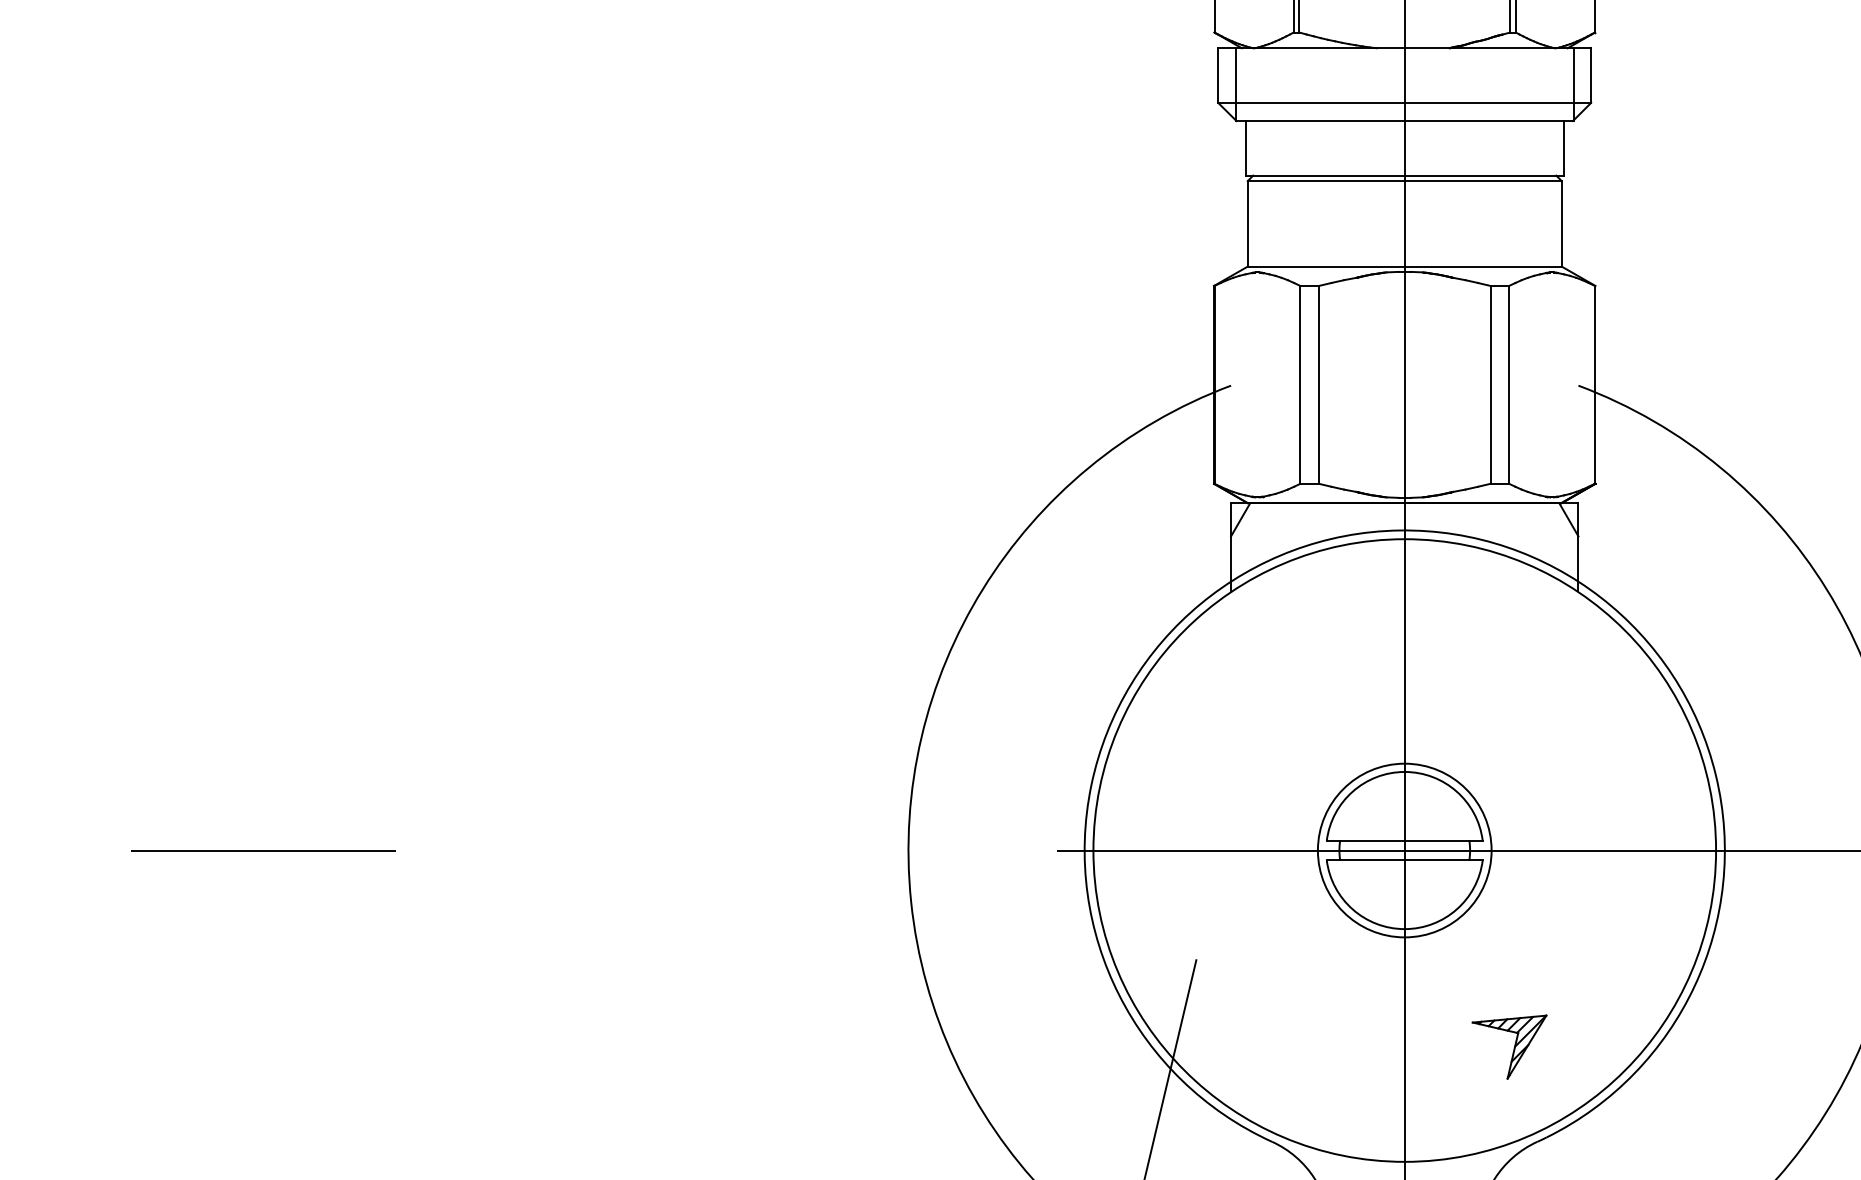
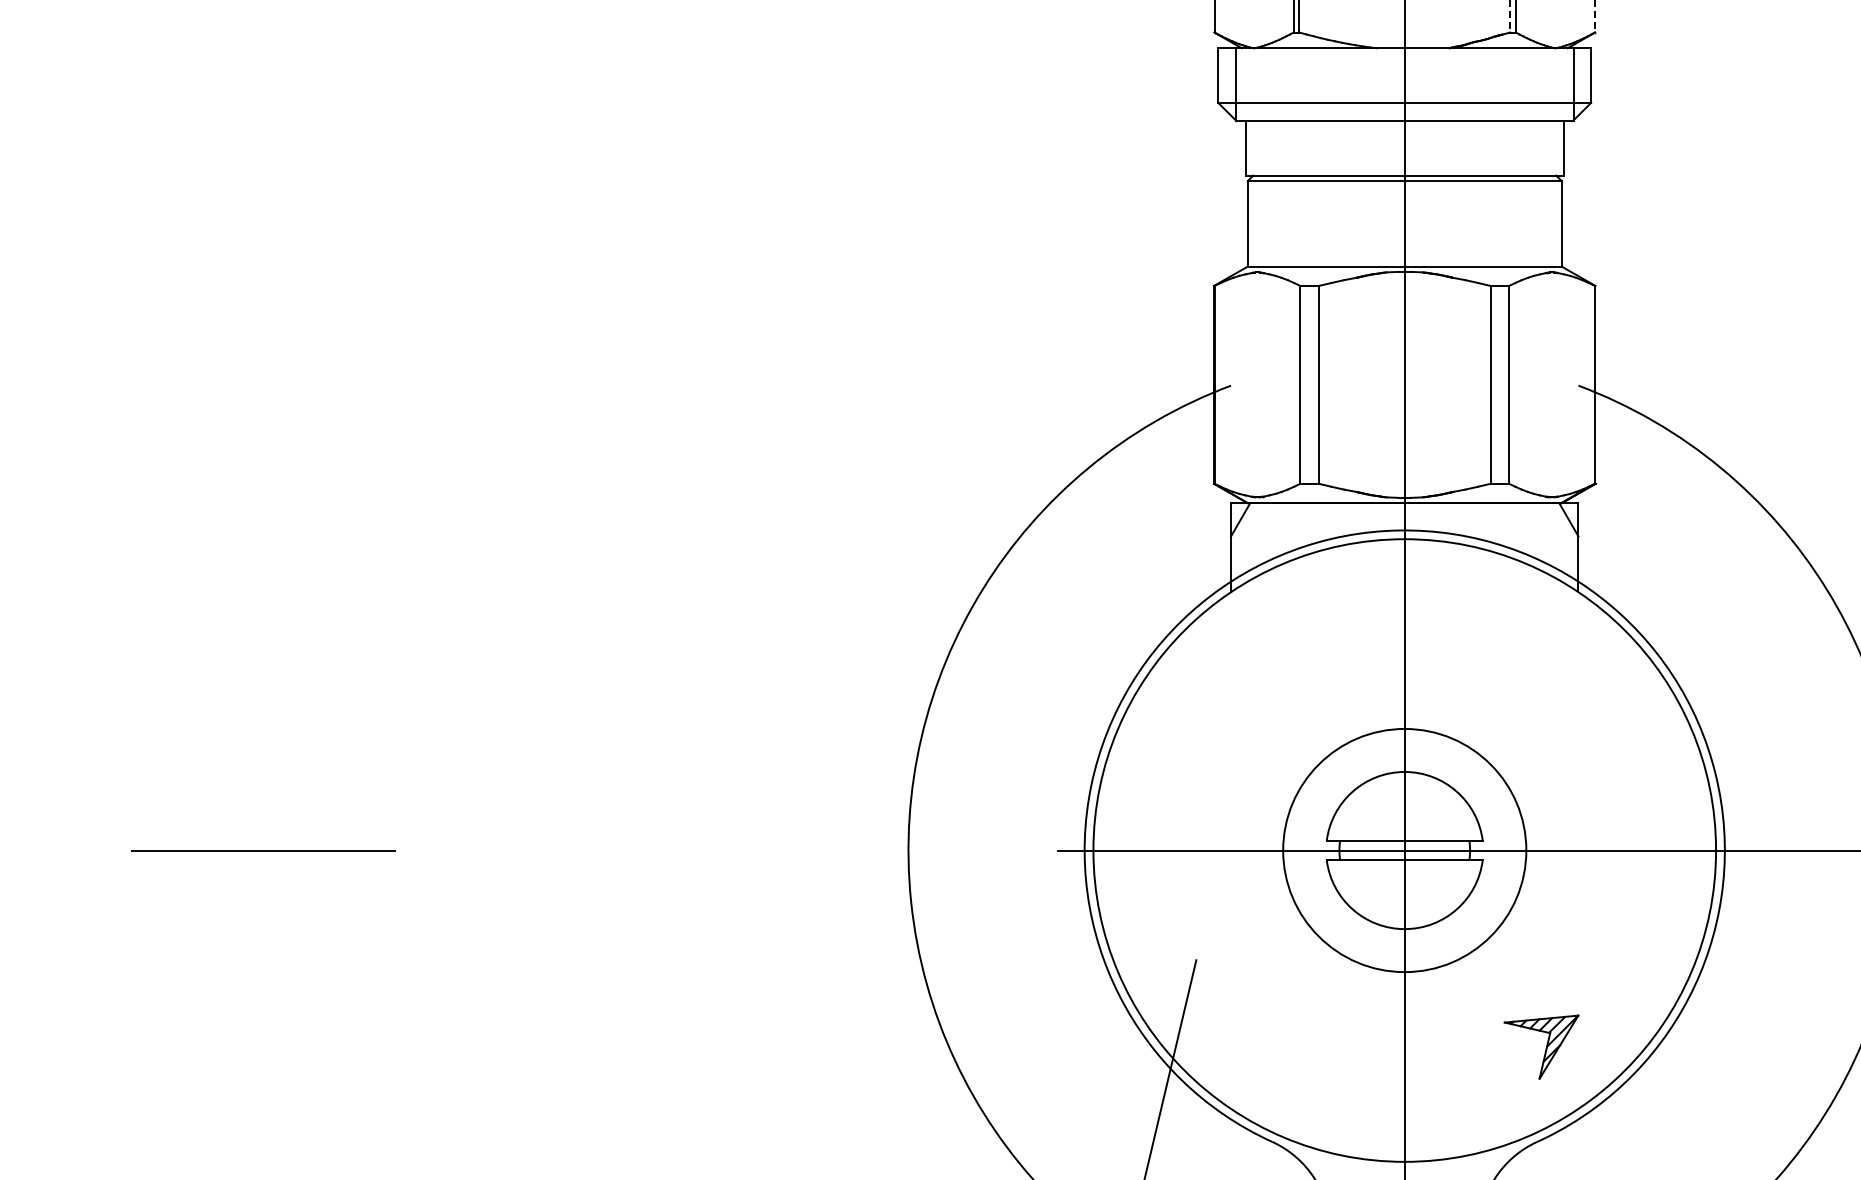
line: solid -> dashed (1510, 16)
line: solid -> dashed (1594, 16)
circle diameter: 174 px -> 243 px (1404, 850)
part position: (1509, 1046) -> (1541, 1046) (1541, 1046)
